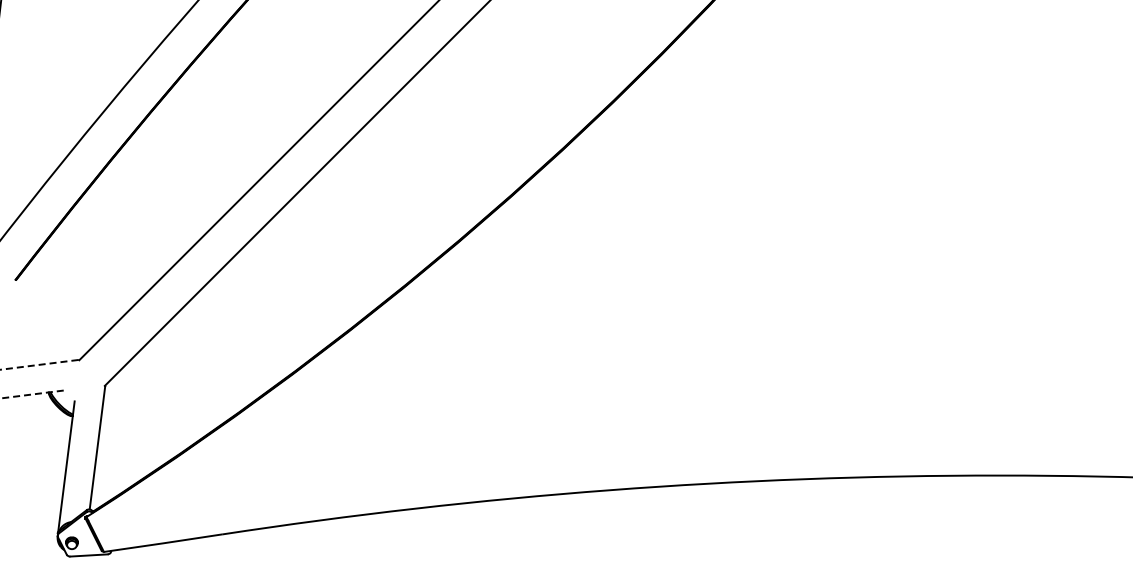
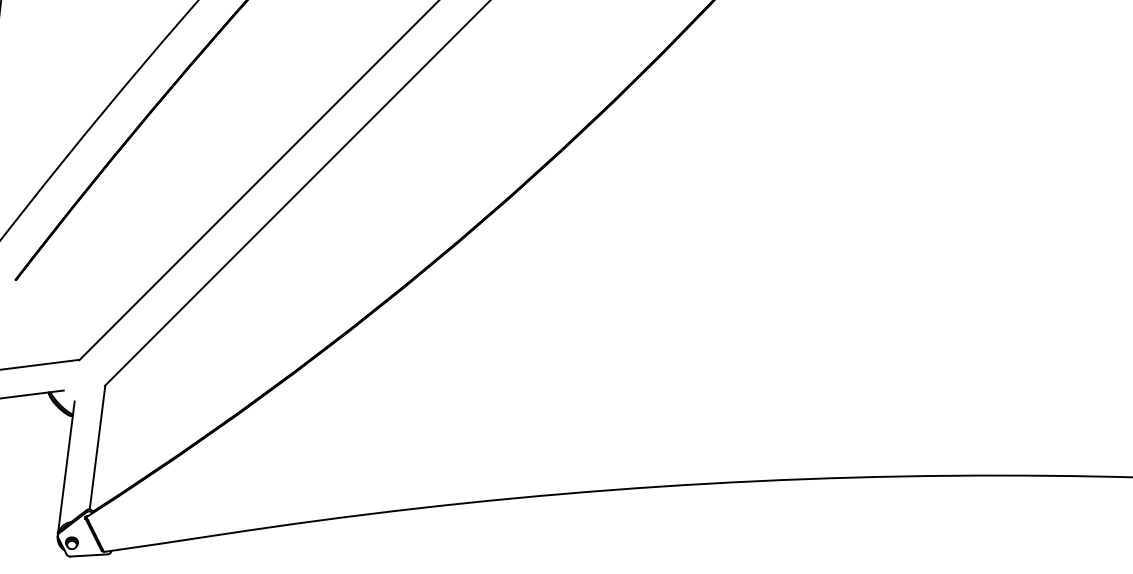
line: dashed -> solid (38, 364)
line: dashed -> solid (32, 394)
